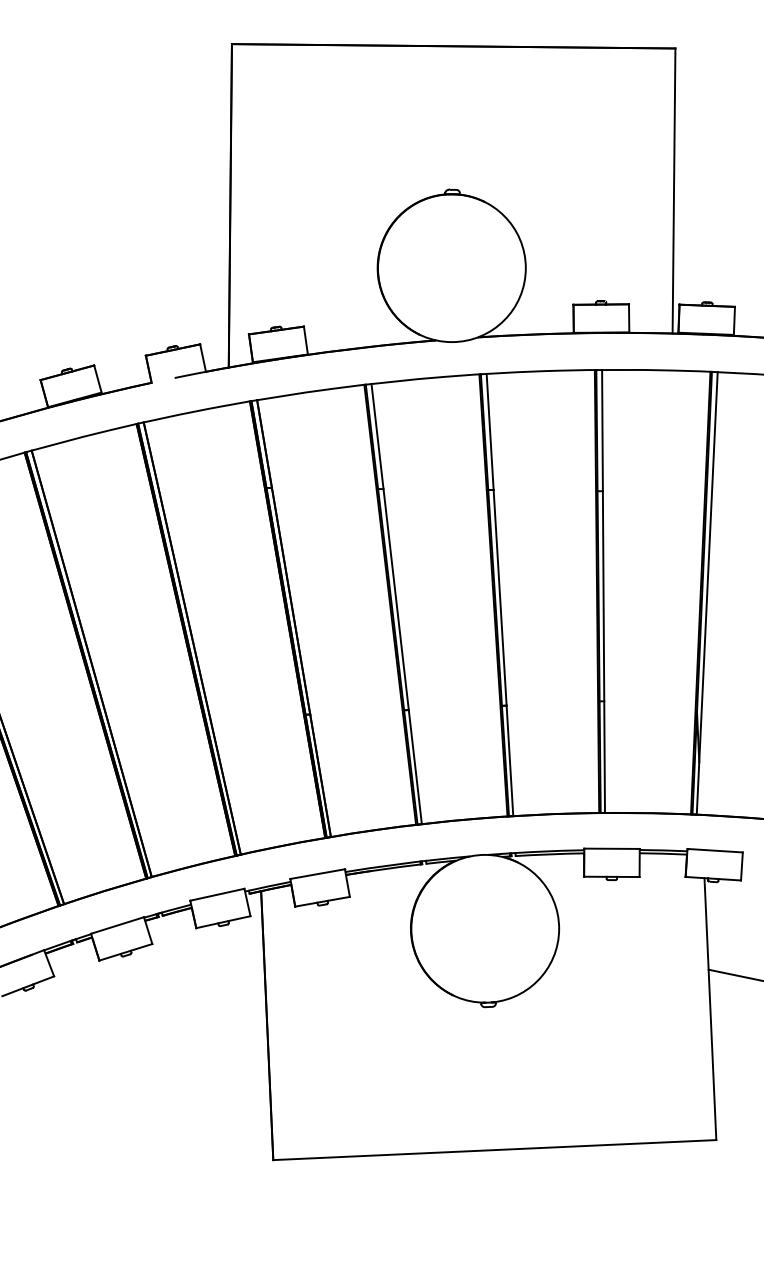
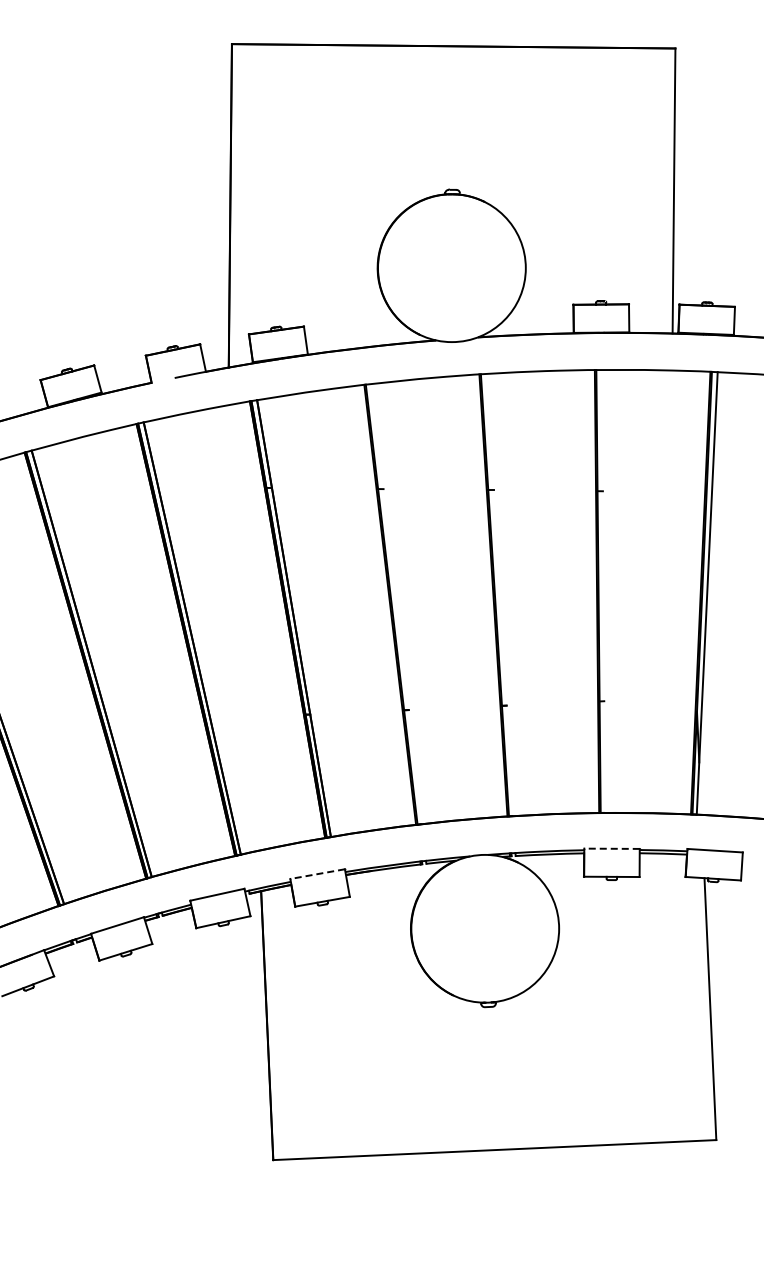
line: present -> none (603, 590)
line: present -> none (499, 594)
line: present -> none (396, 603)
line: solid -> dashed (612, 848)
line: solid -> dashed (317, 874)
line: present -> none (734, 974)
